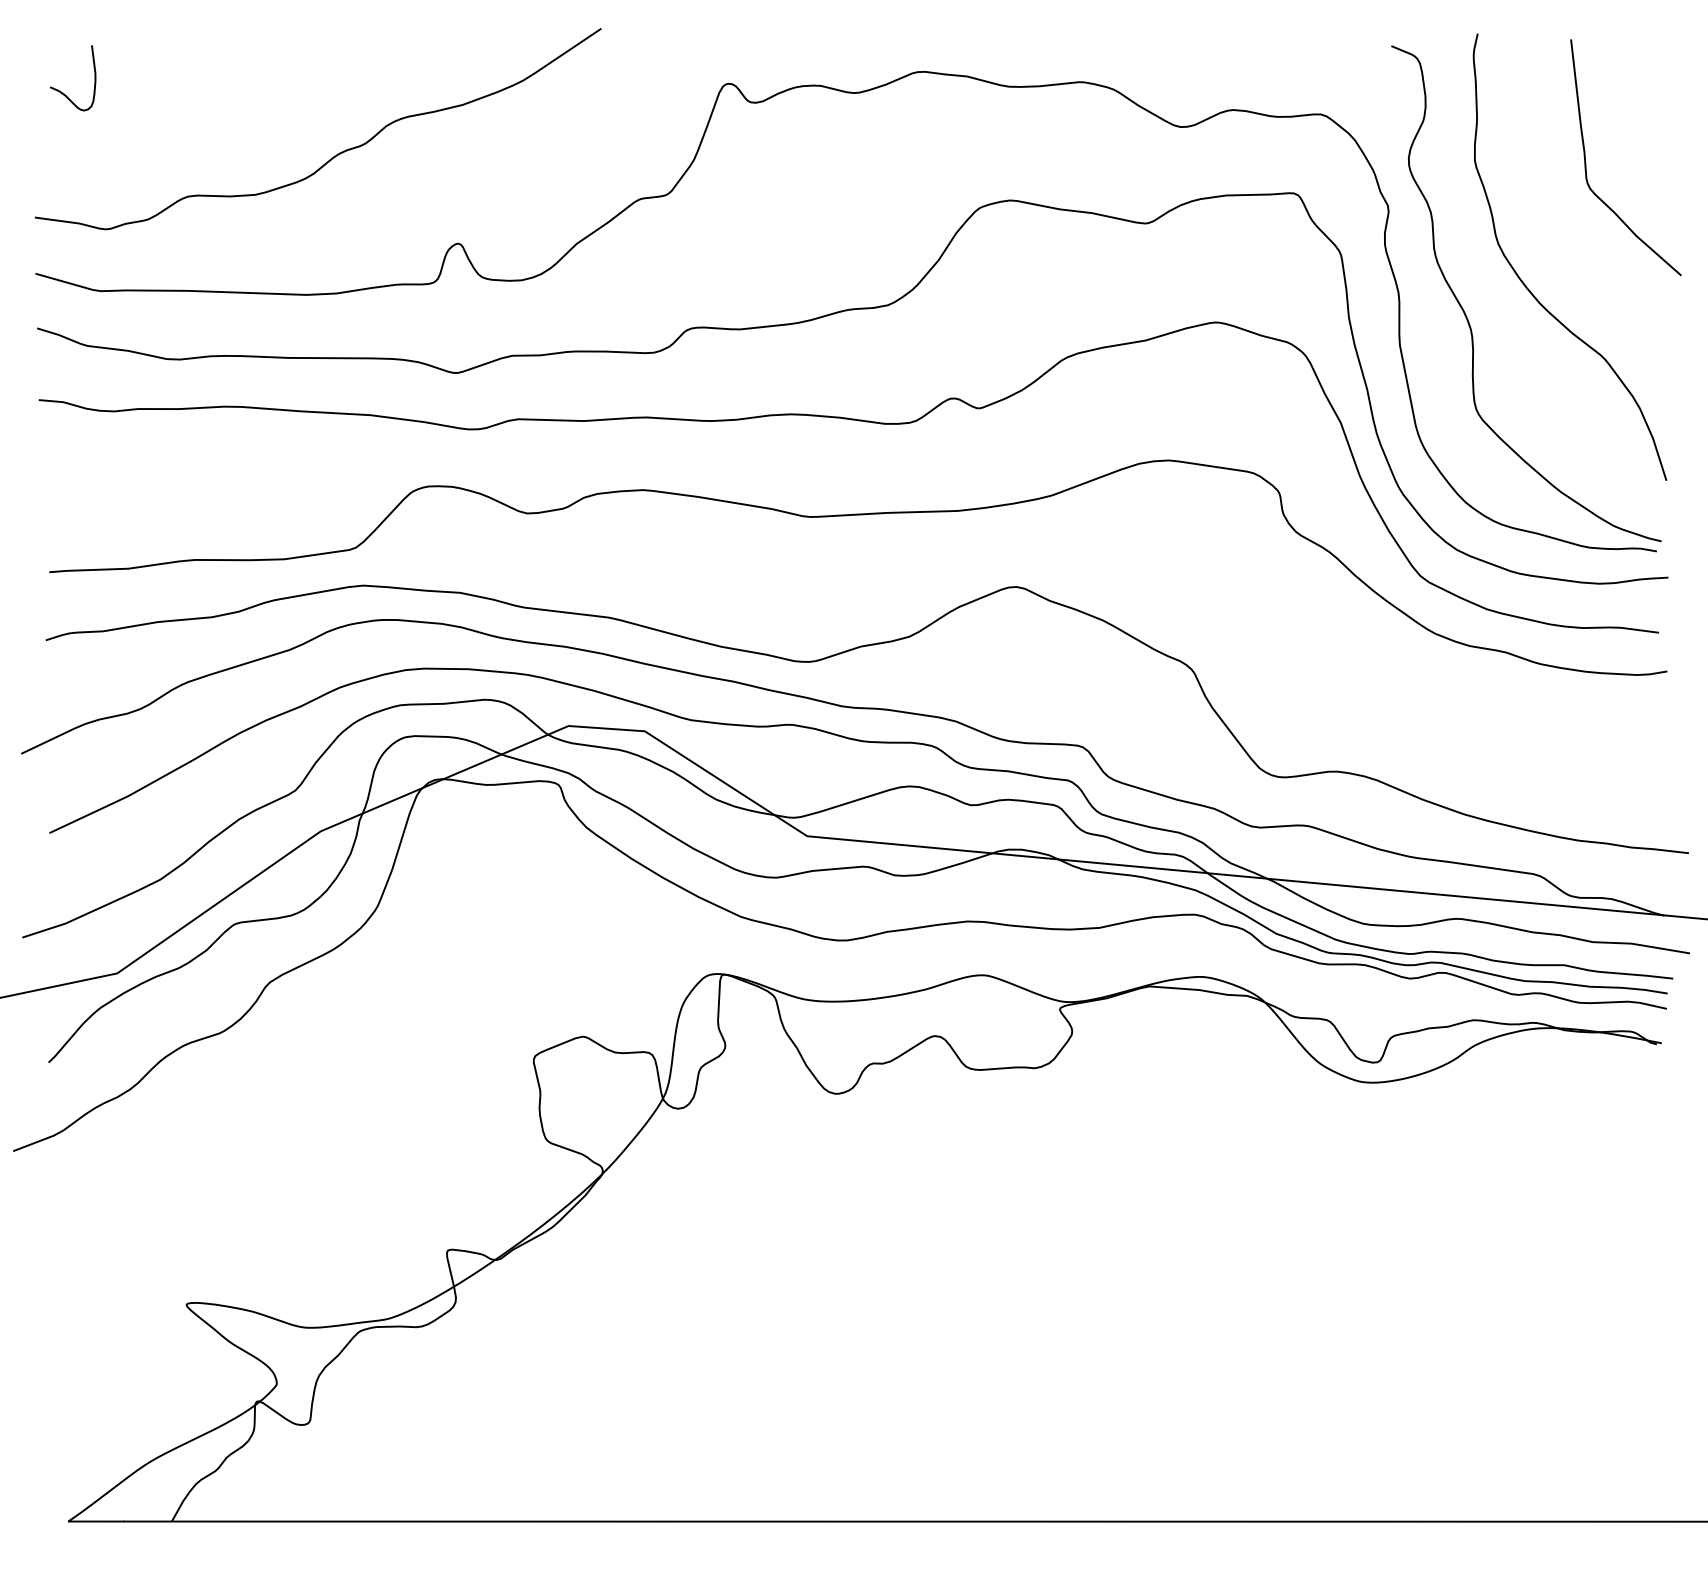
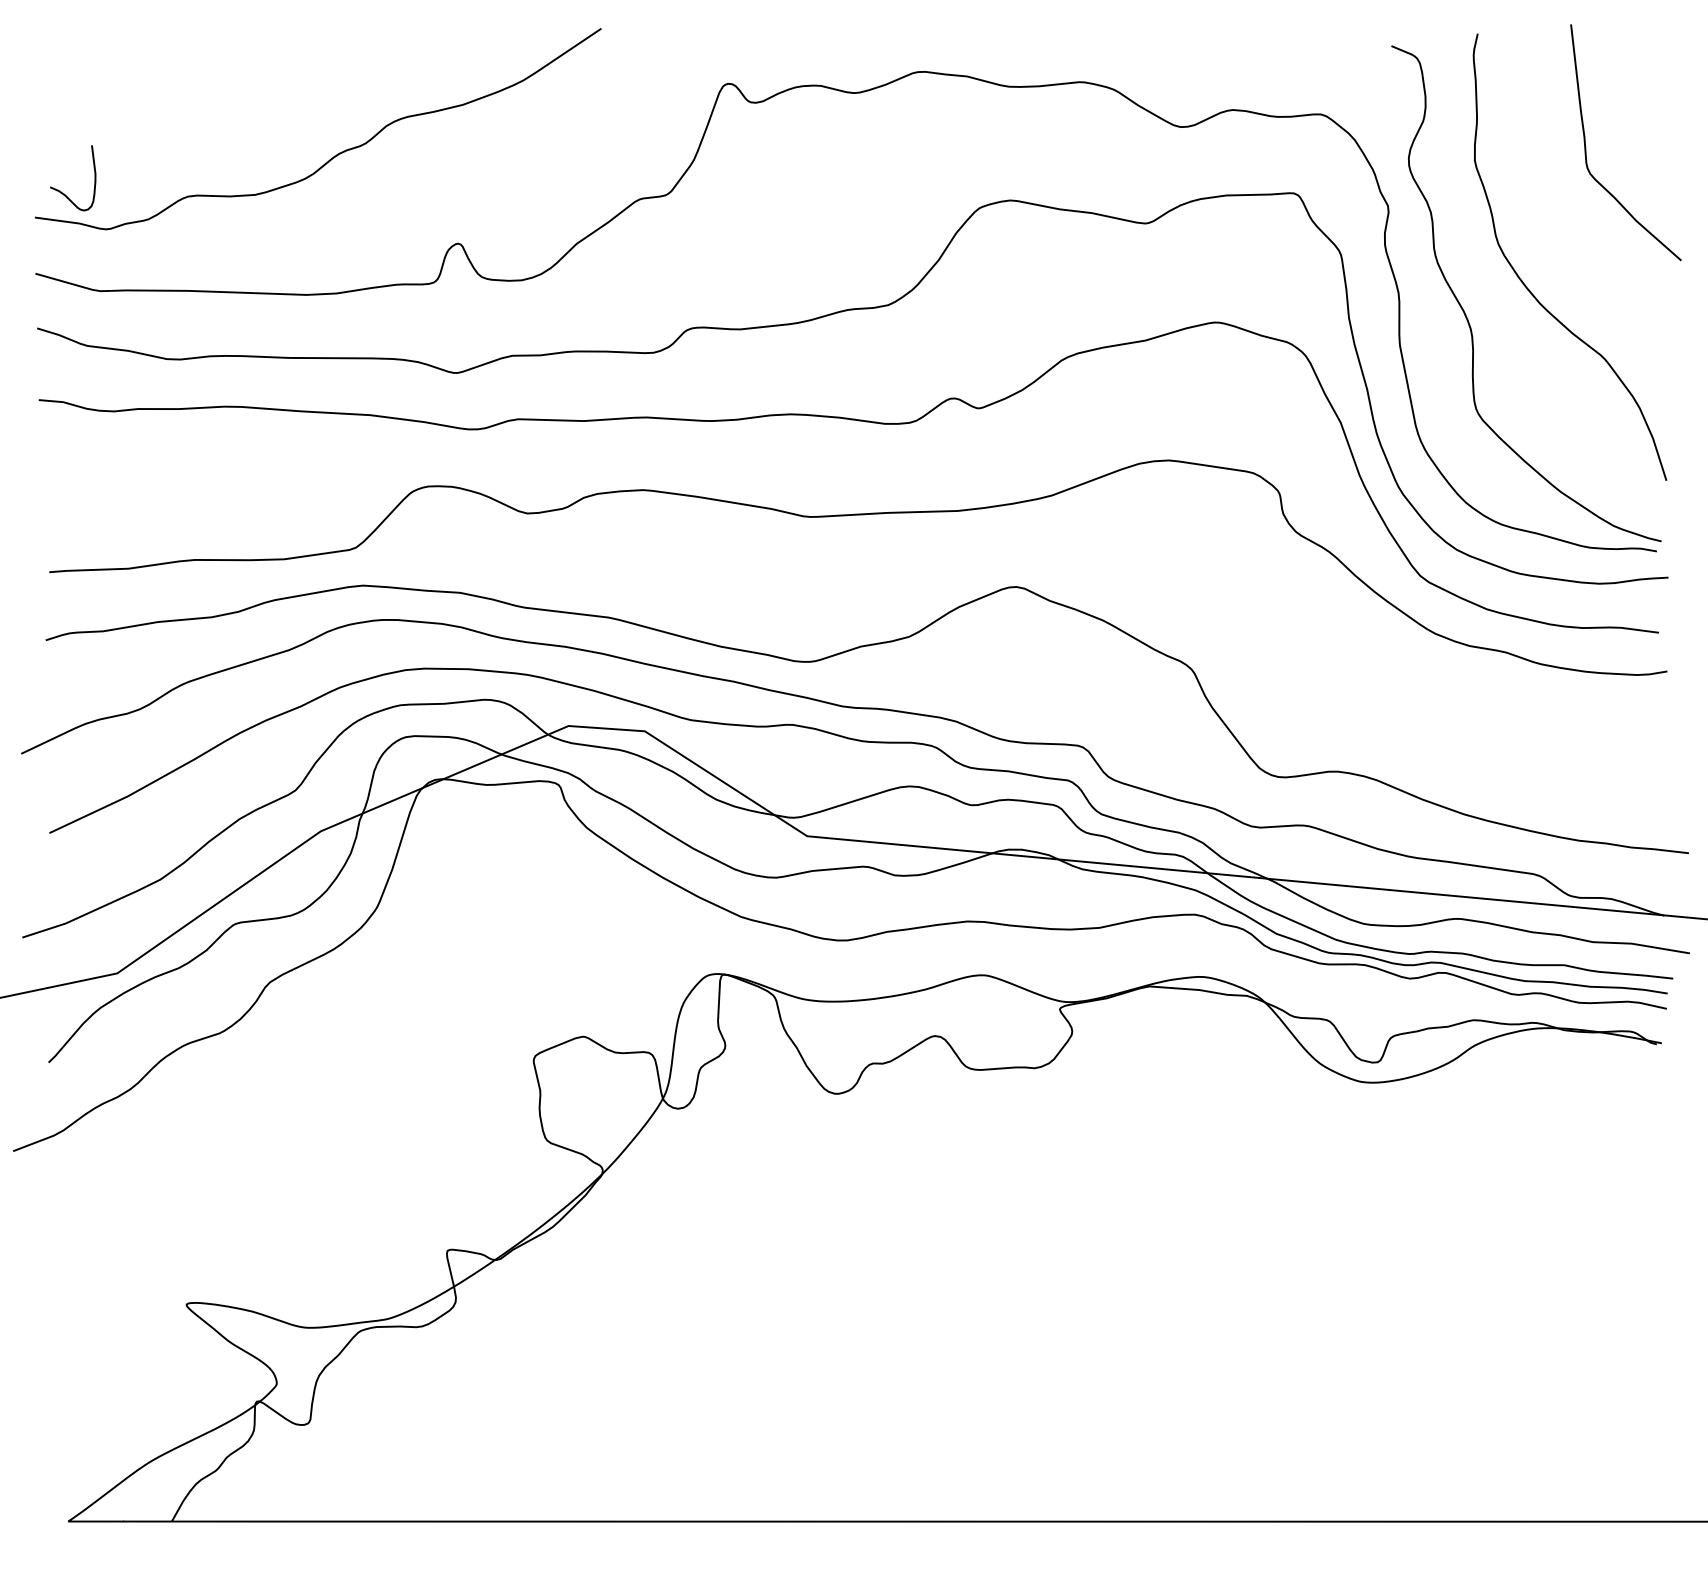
curve position: (64, 93) -> (64, 193) (64, 193)
curve position: (1586, 162) -> (1586, 147) (1586, 147)
